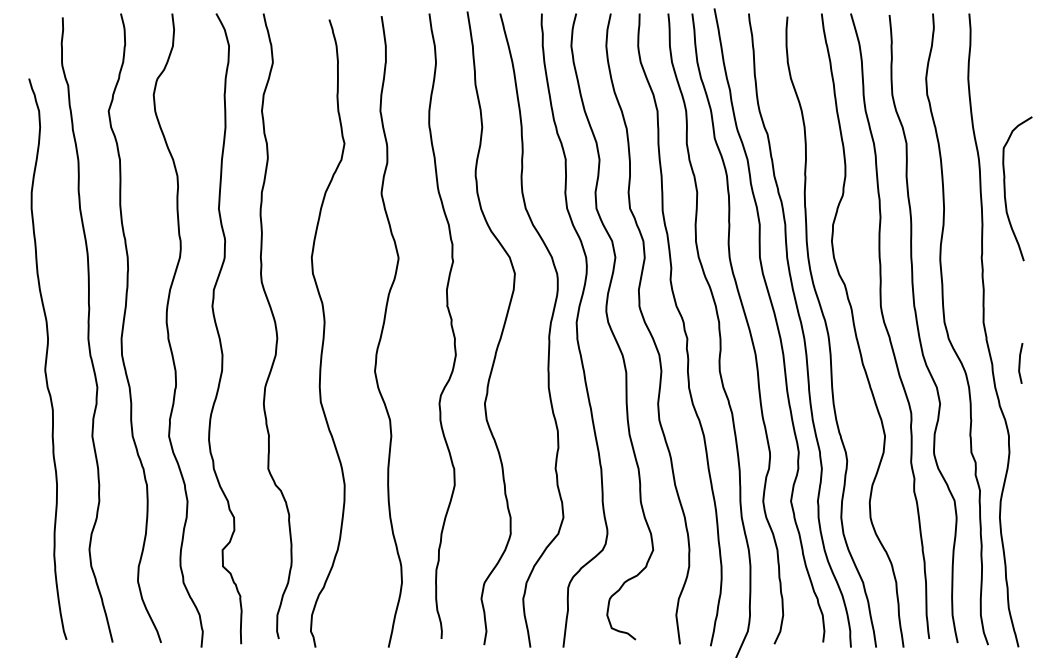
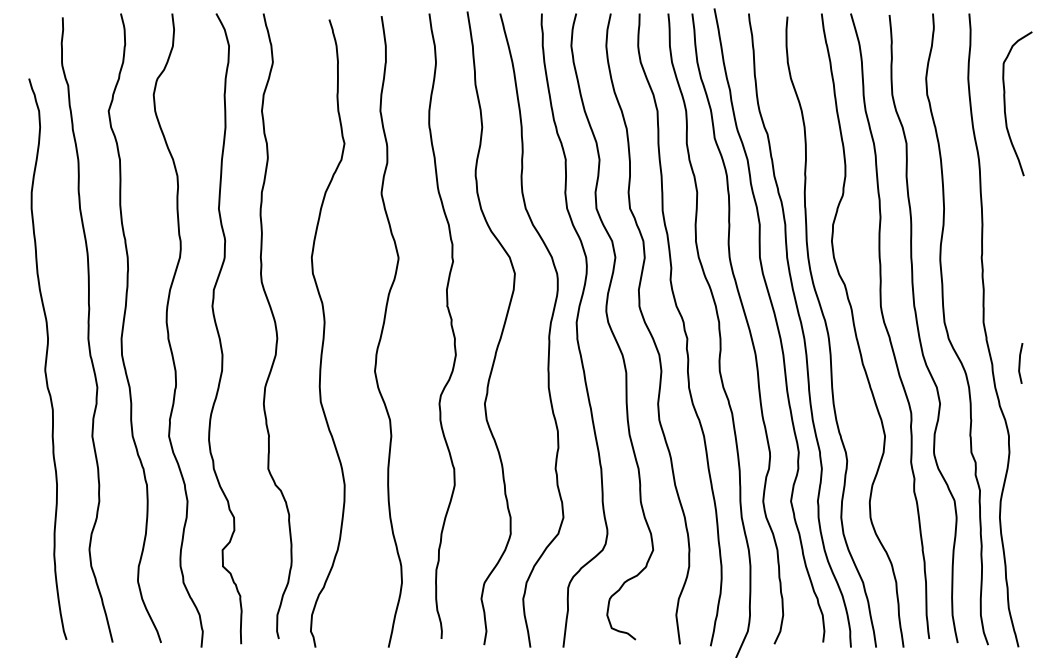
curve position: (1005, 188) -> (1005, 103) (1005, 103)
